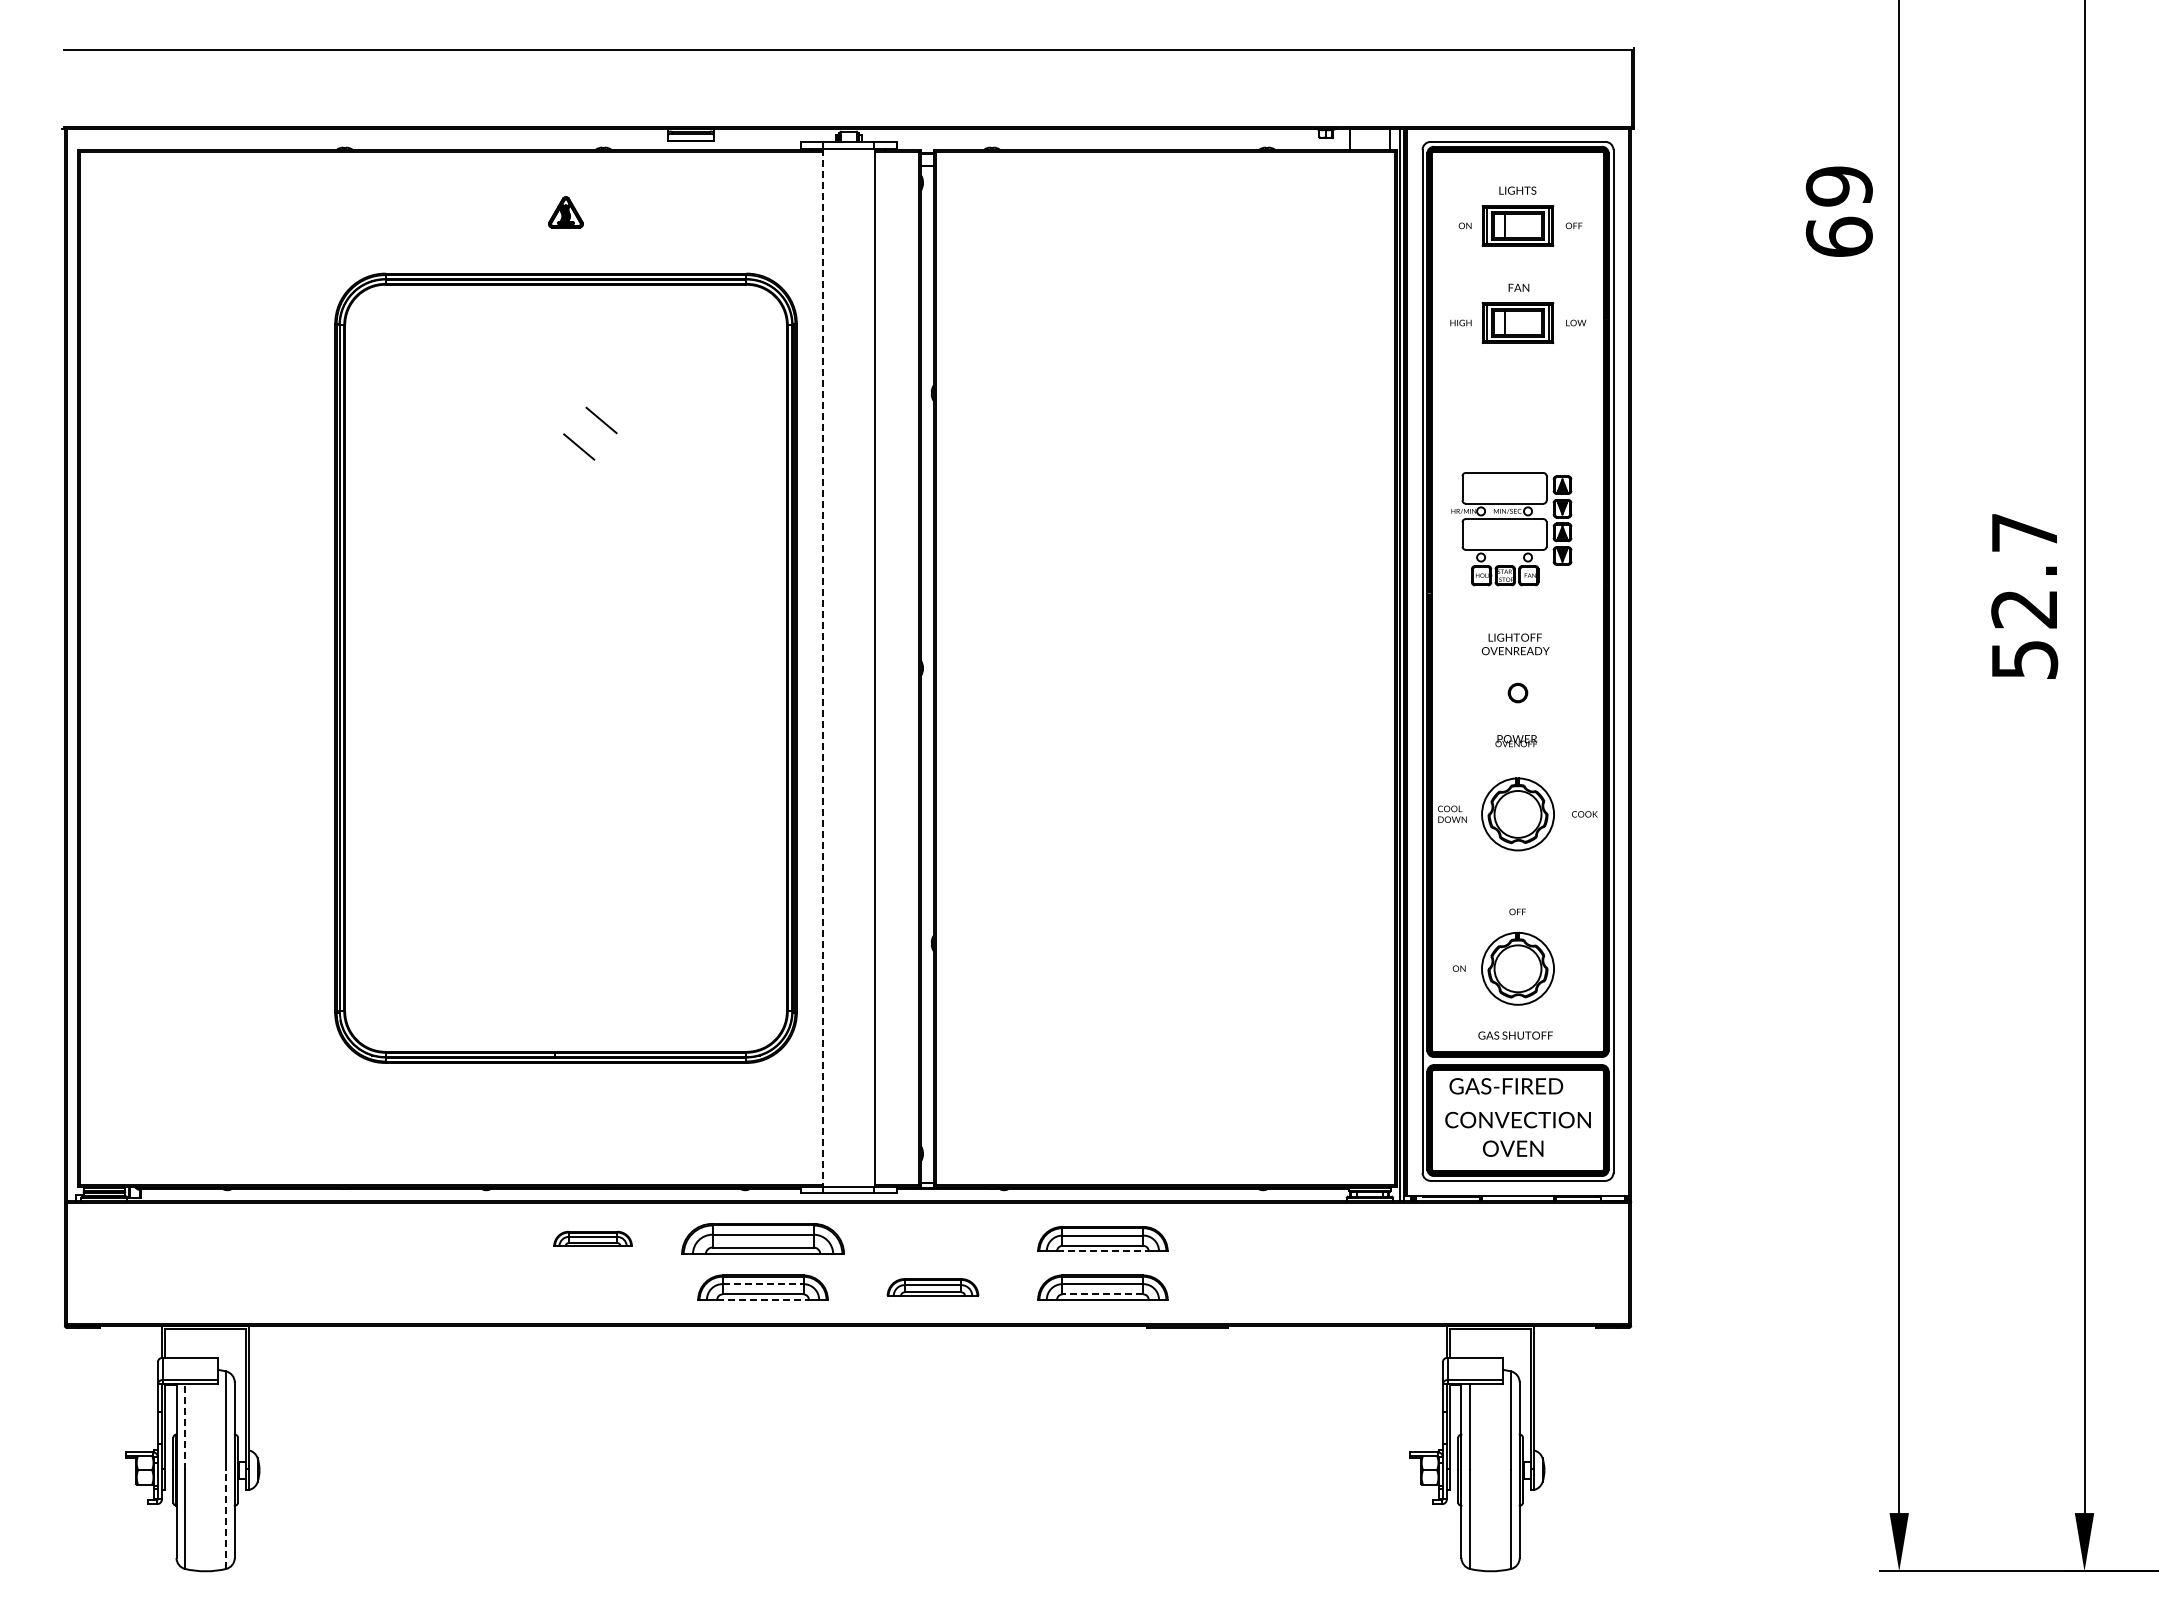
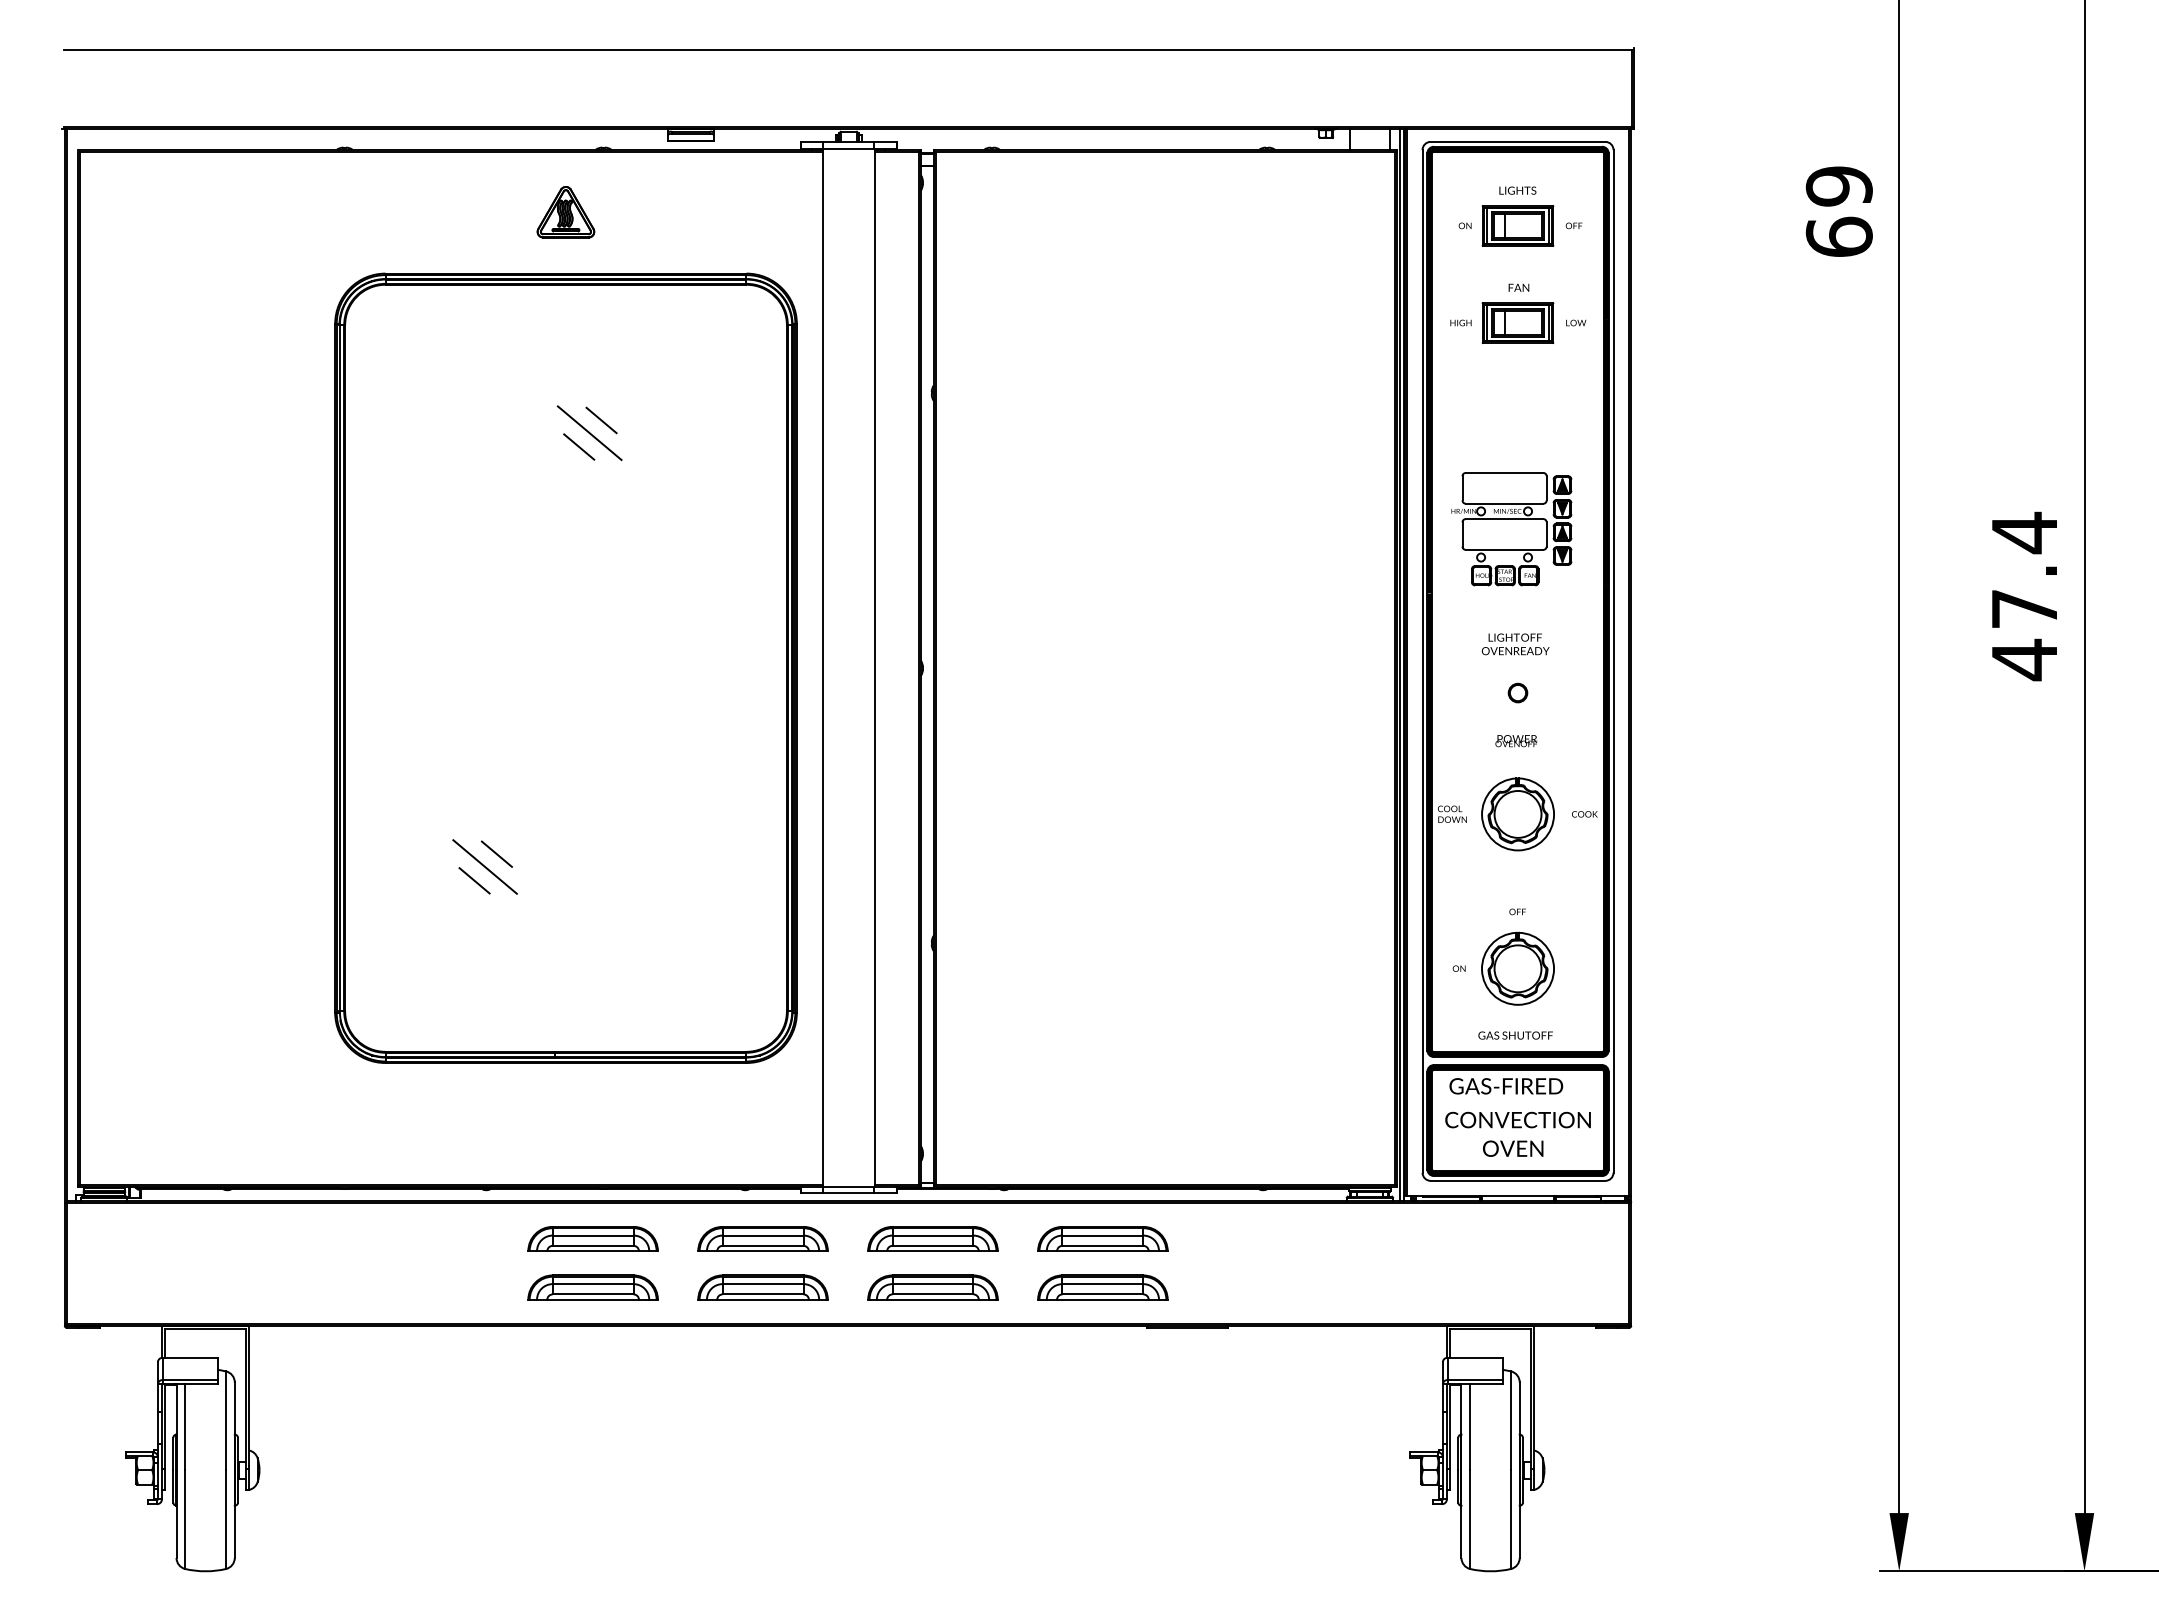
part size: 36x33 px -> 60x53 px (565, 212)
line: none -> present (589, 433)
text: 52.7 -> 47.4 (2024, 596)
line: dashed -> solid (822, 668)
line: none -> present (496, 853)
line: none -> present (484, 866)
line: none -> present (474, 880)
part size: 80x17 px -> 132x26 px (592, 1238)
part size: 164x32 px -> 132x26 px (762, 1238)
part: none -> present (932, 1238)
line: dashed -> solid (1102, 1251)
line: dashed -> solid (763, 1284)
part: none -> present (592, 1287)
part size: 94x19 px -> 132x27 px (932, 1287)
line: dashed -> solid (1102, 1294)
line: dashed -> solid (763, 1299)
line: dashed -> solid (185, 1426)
line: dashed -> solid (226, 1519)
